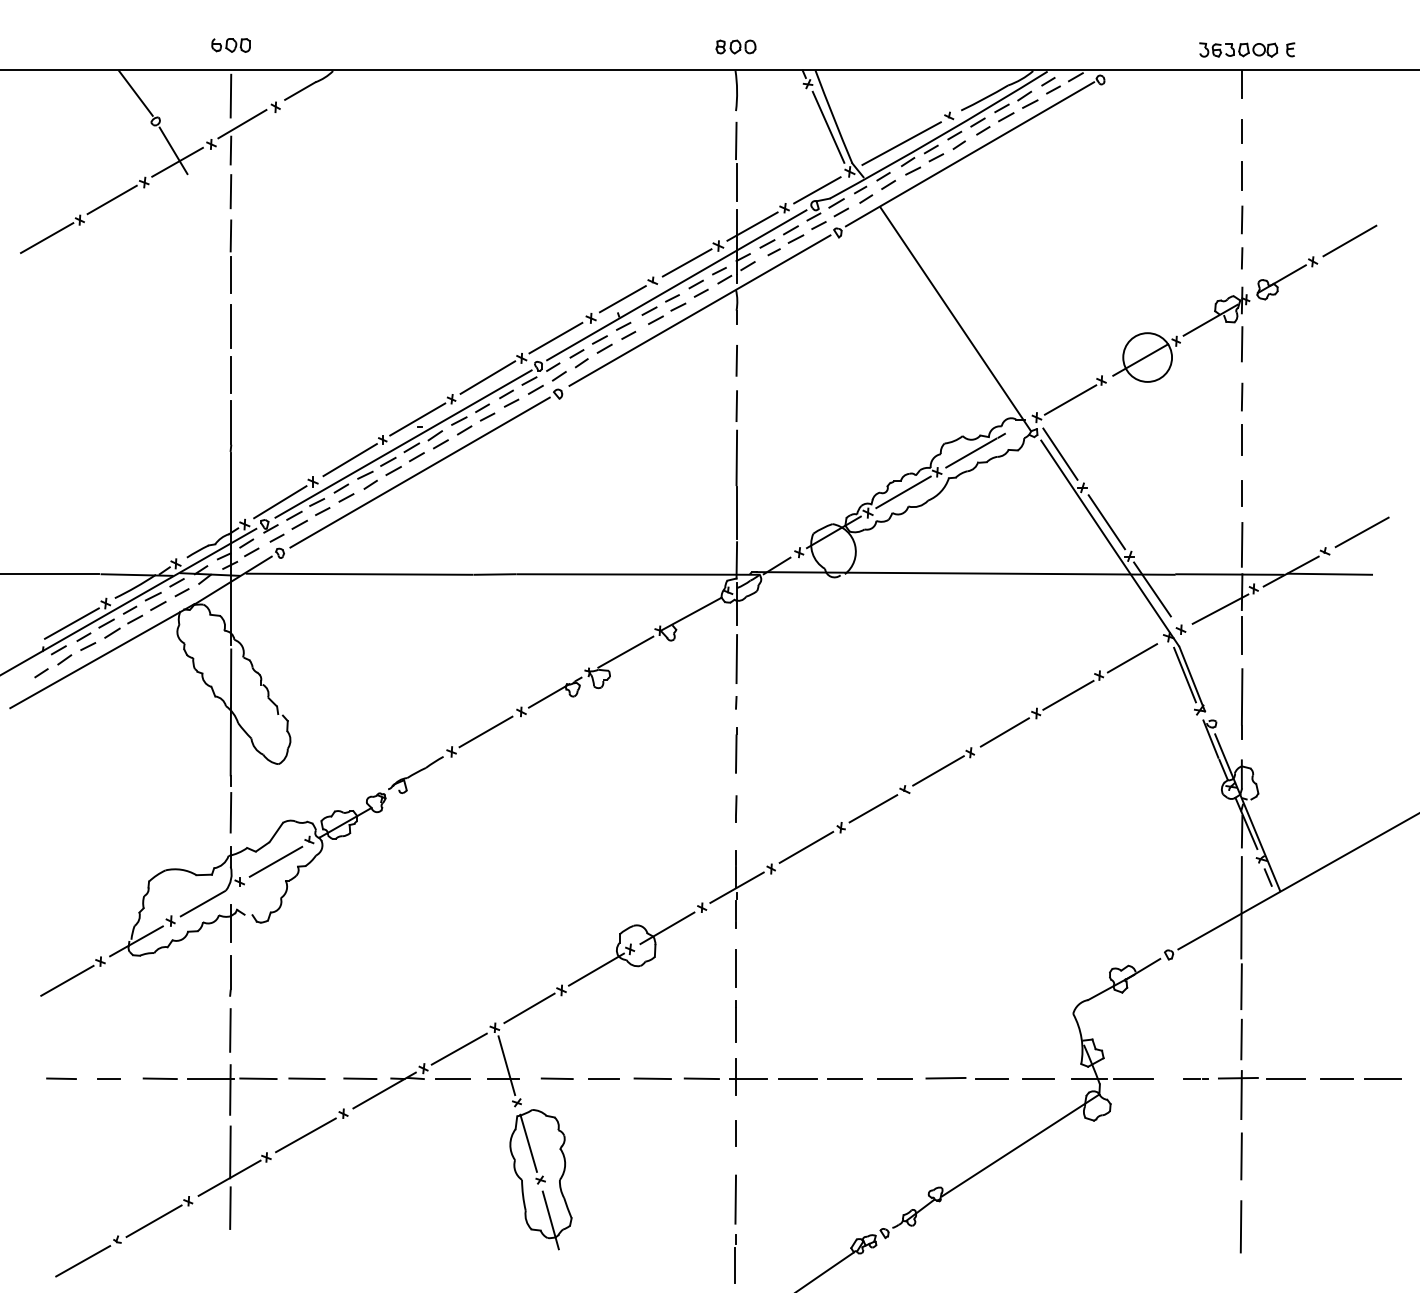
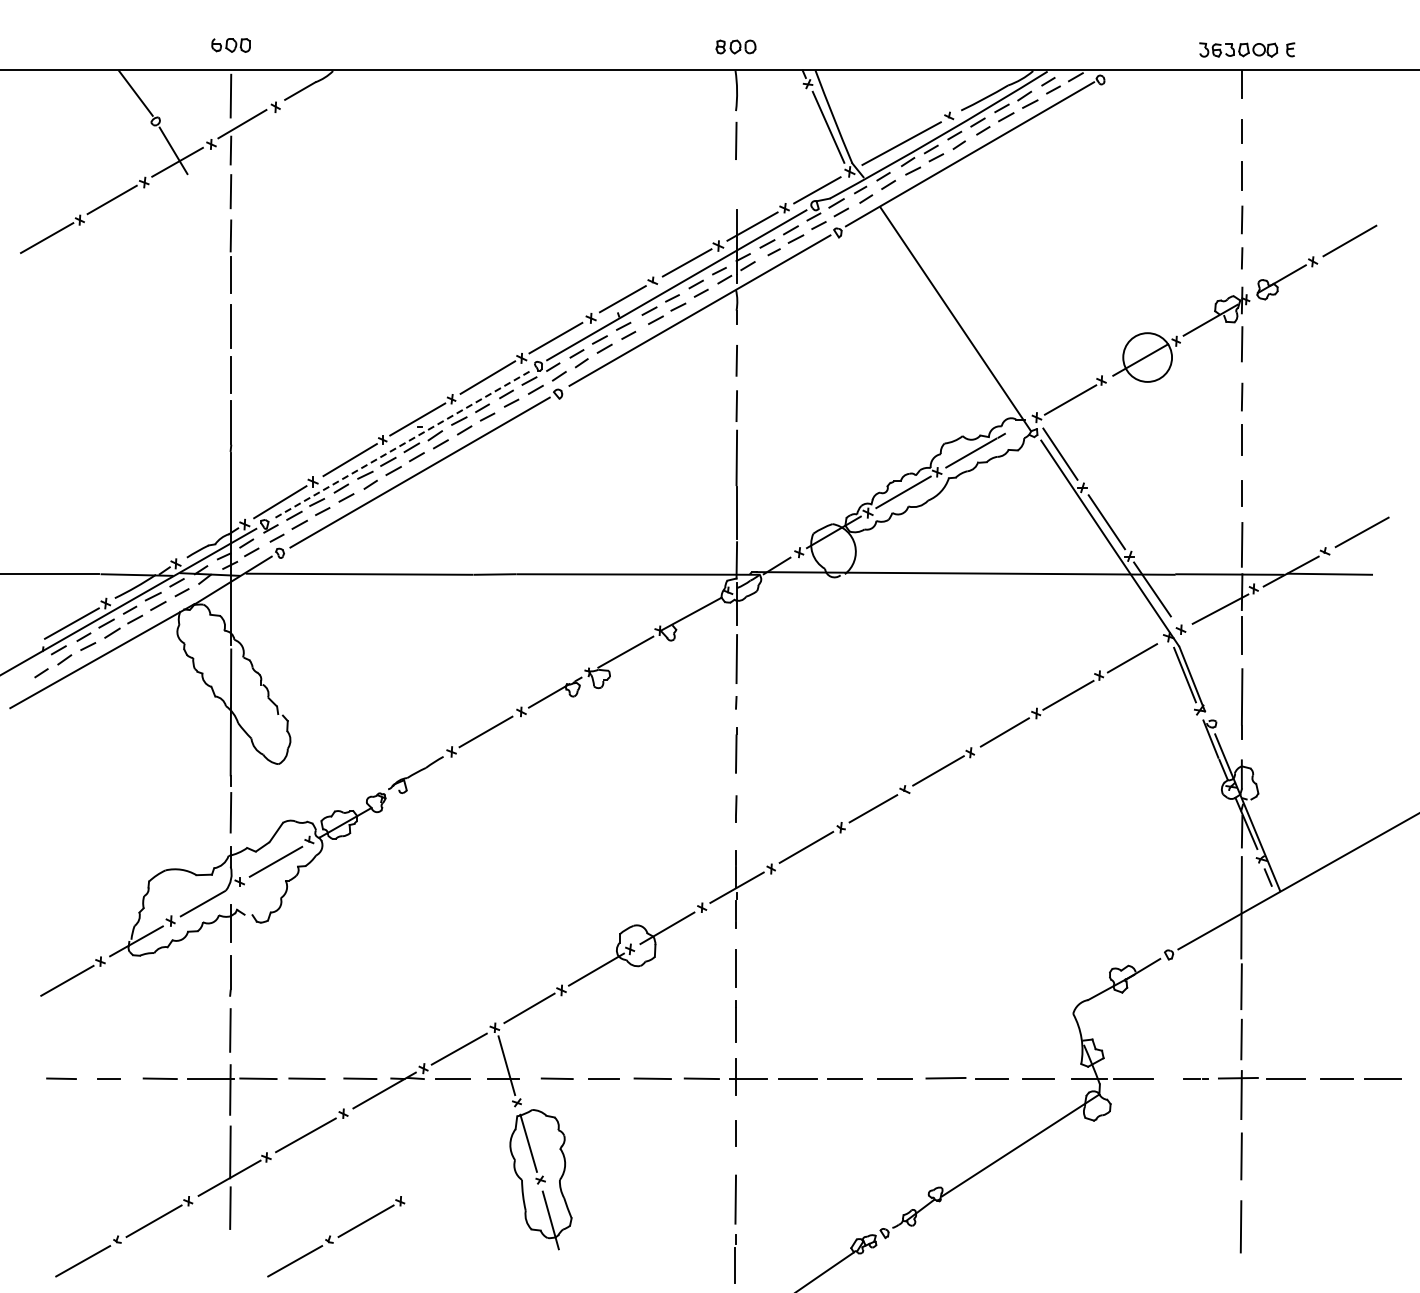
line: present -> none (736, 182)
line: solid -> dashed (403, 444)
part: none -> present (336, 1236)
